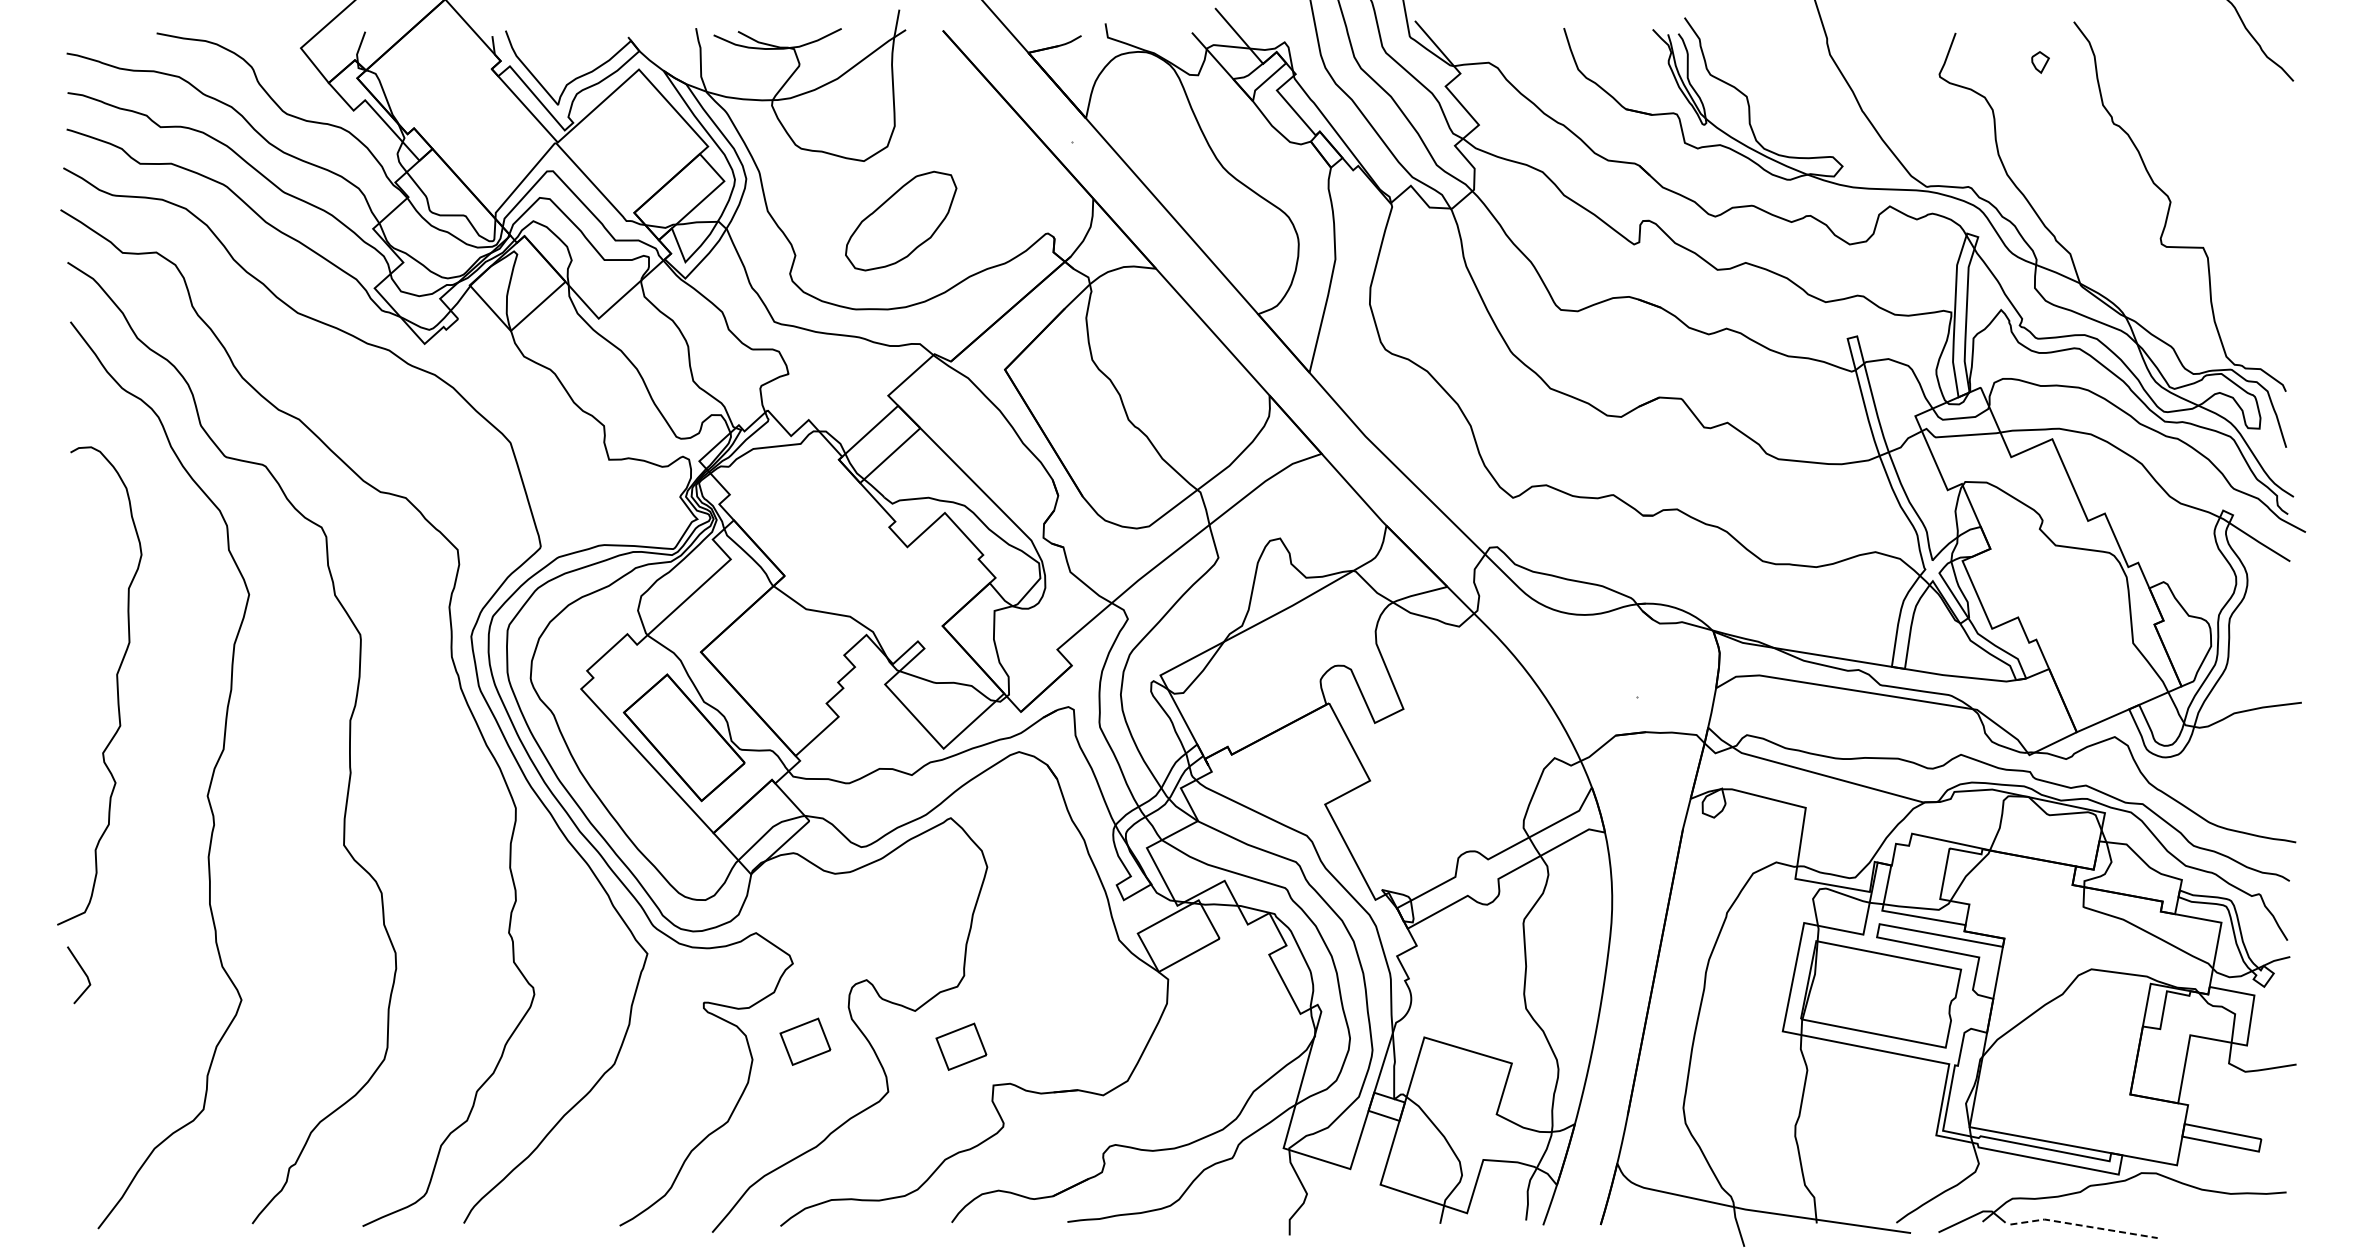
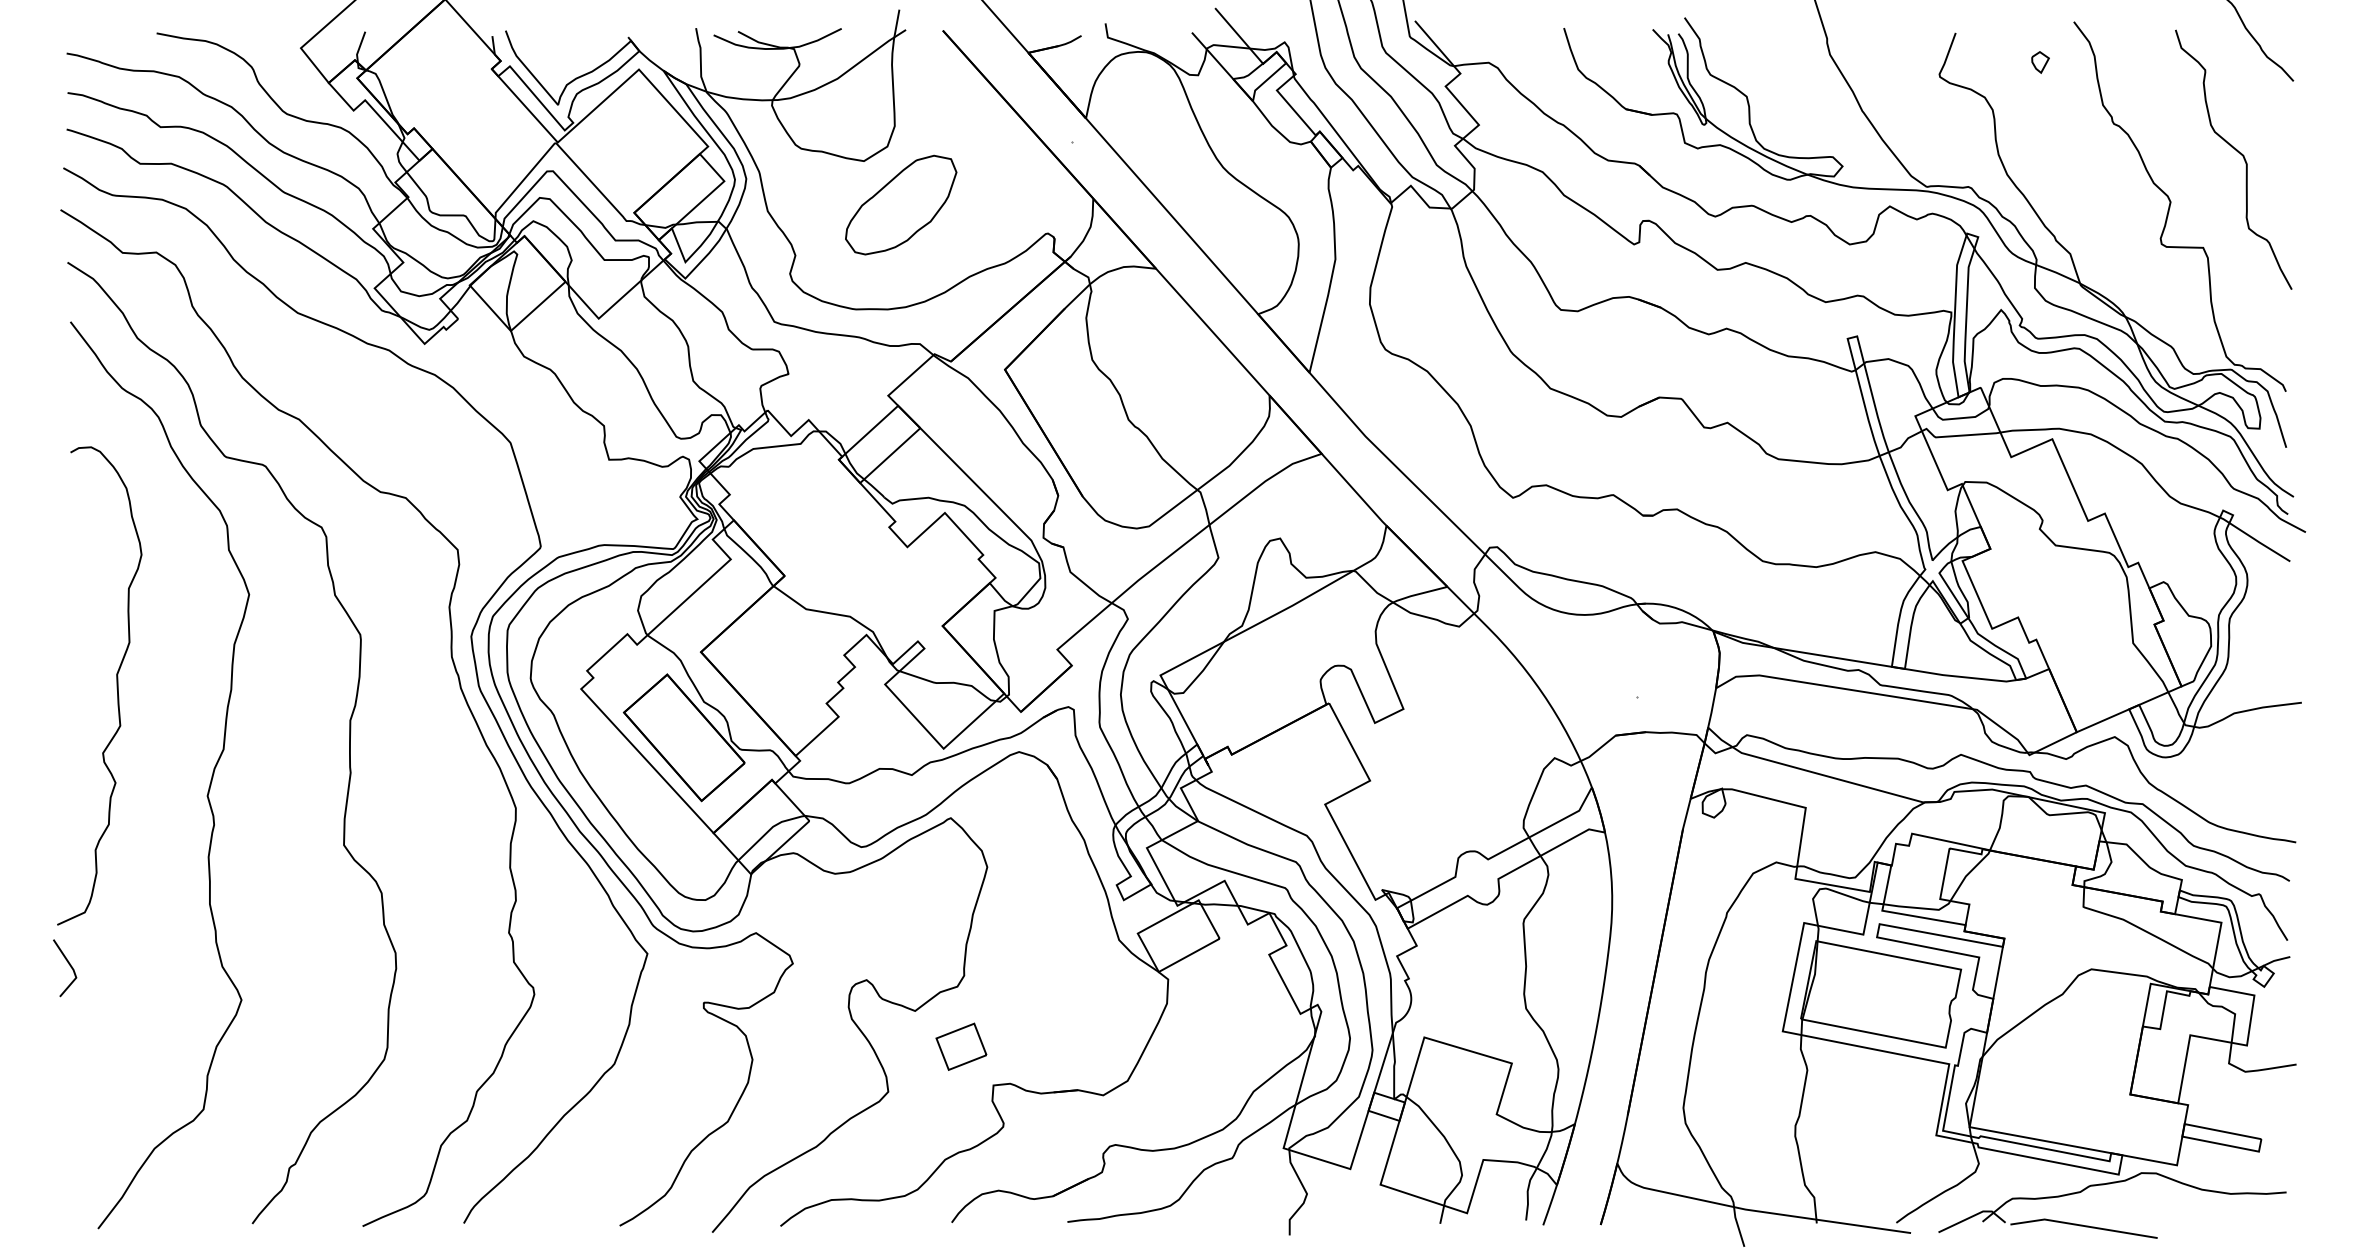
curve: none -> present (2237, 152)
part position: (901, 220) -> (901, 204) (901, 204)
line position: (82, 971) -> (68, 964) (68, 964)
part: present -> none (805, 1041)
line: dashed -> solid (2083, 1225)
